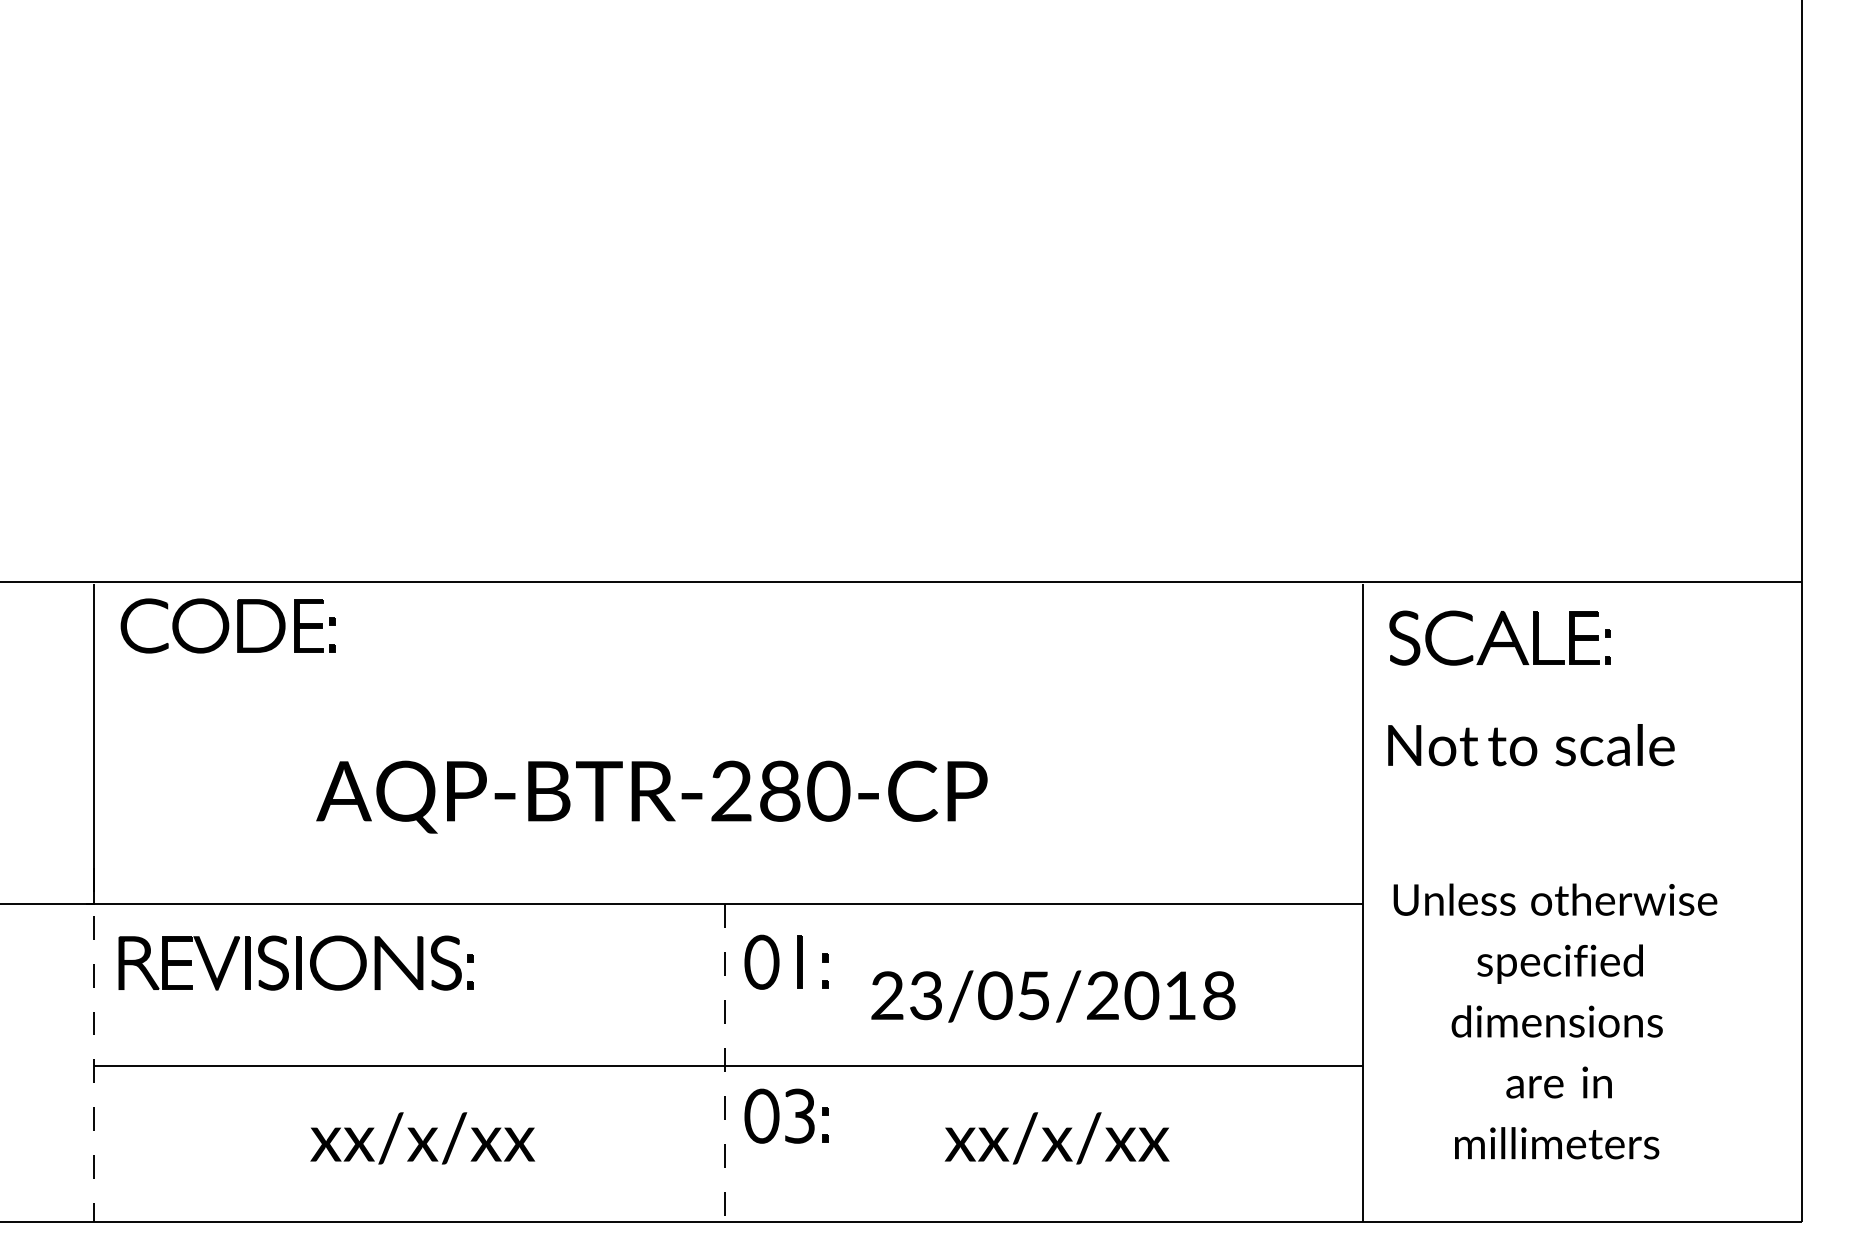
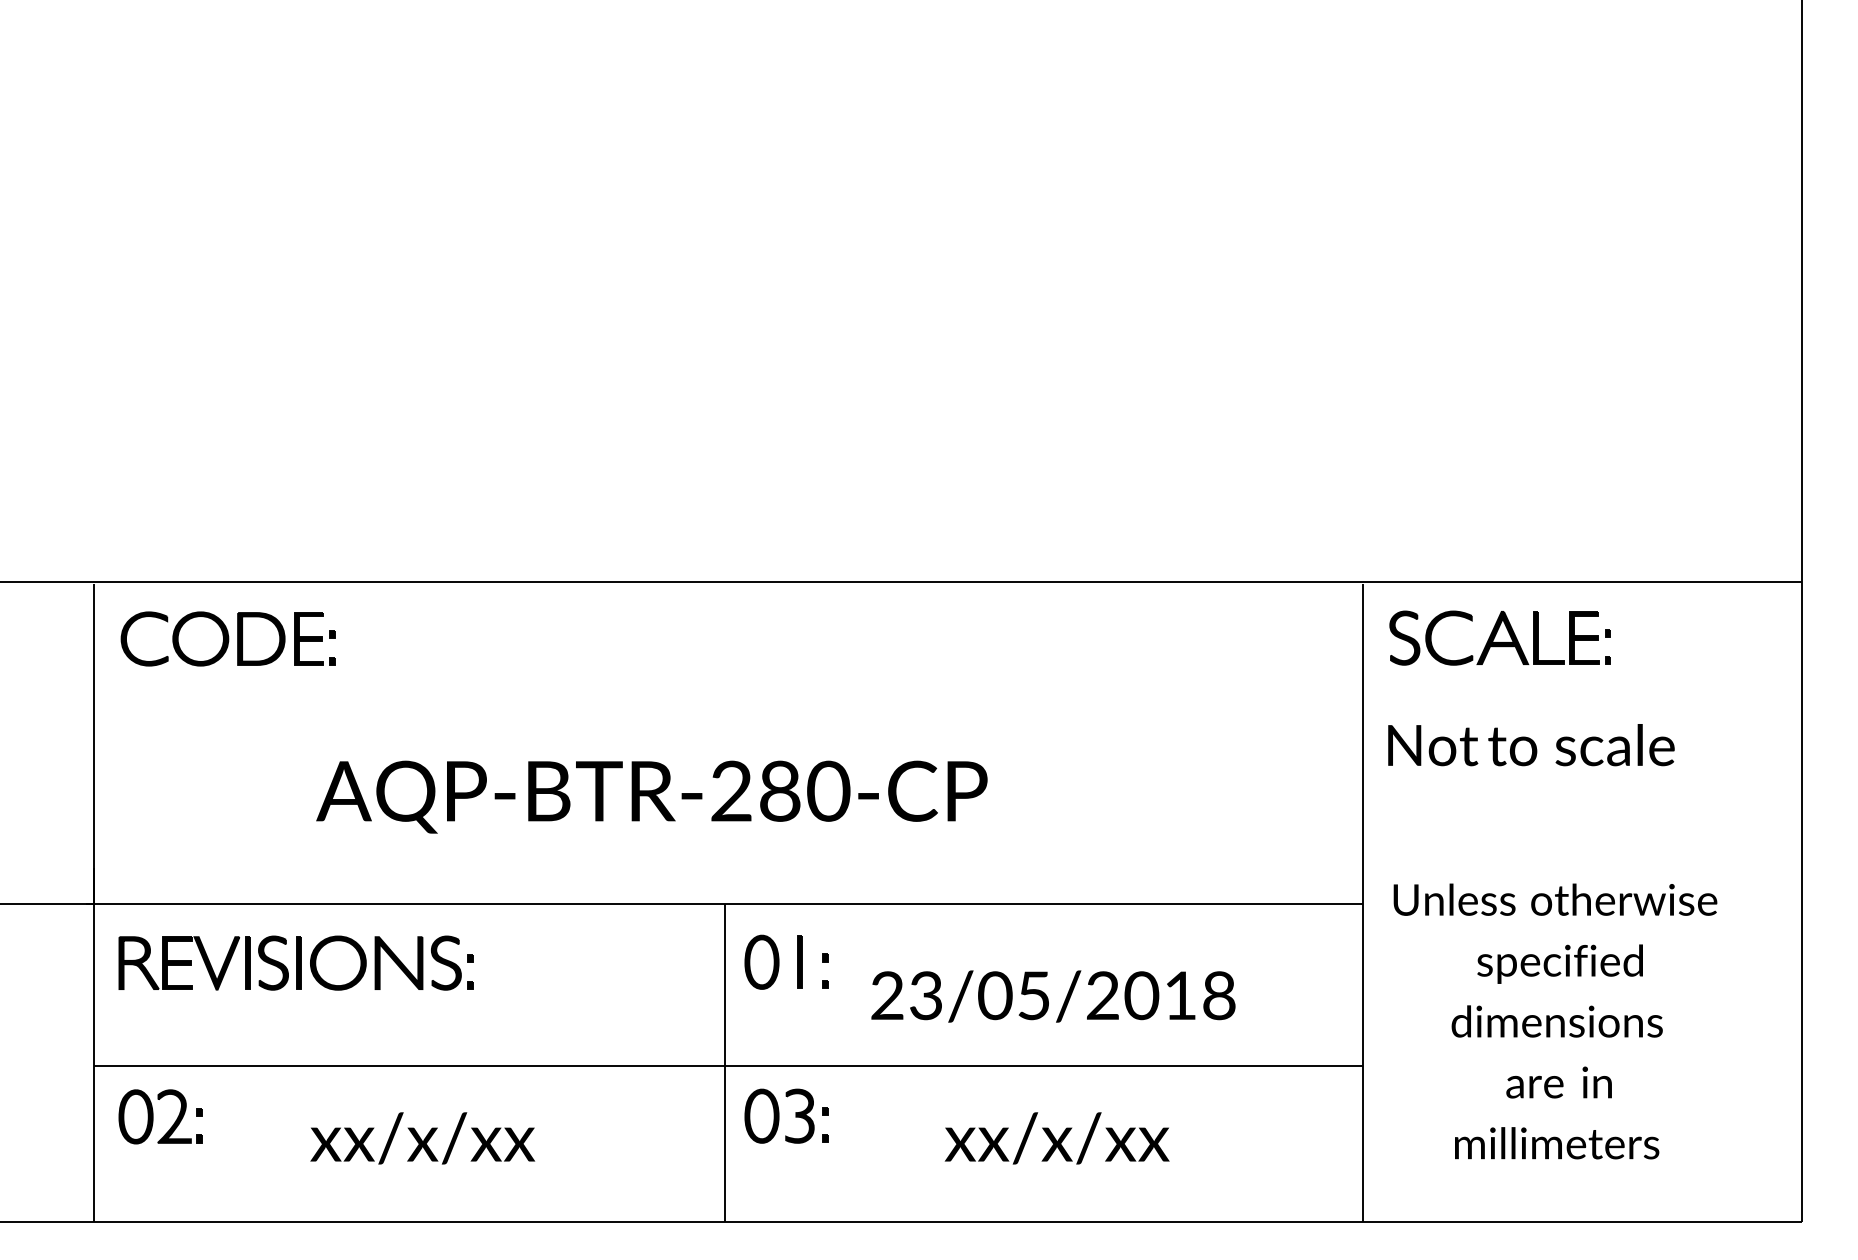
part position: (227, 625) -> (227, 638) (227, 638)
line: dashed -> solid (94, 1045)
line: dashed -> solid (724, 1063)
part: none -> present (153, 1116)
